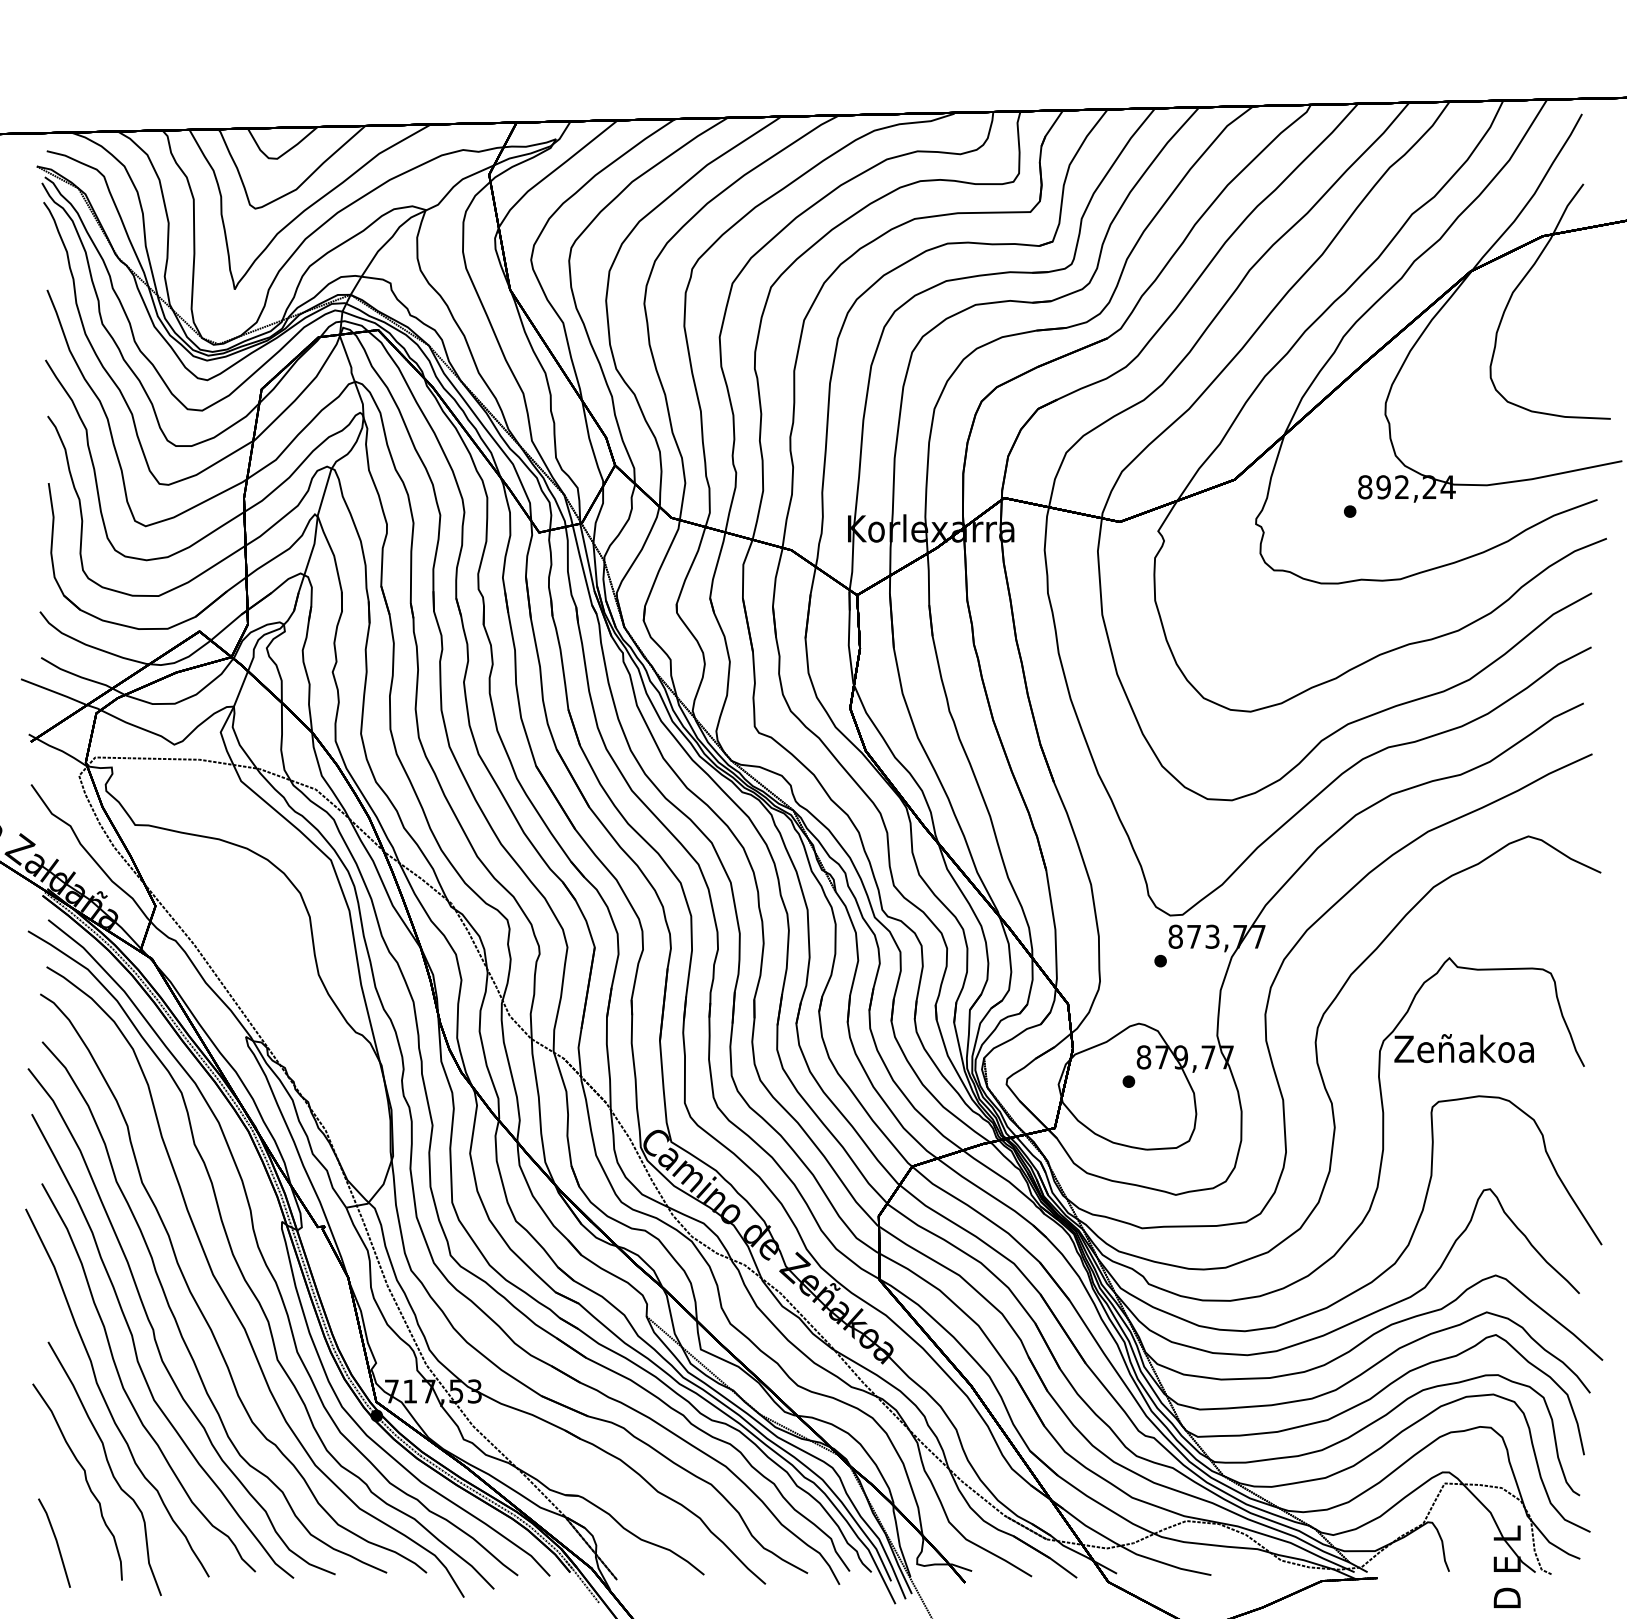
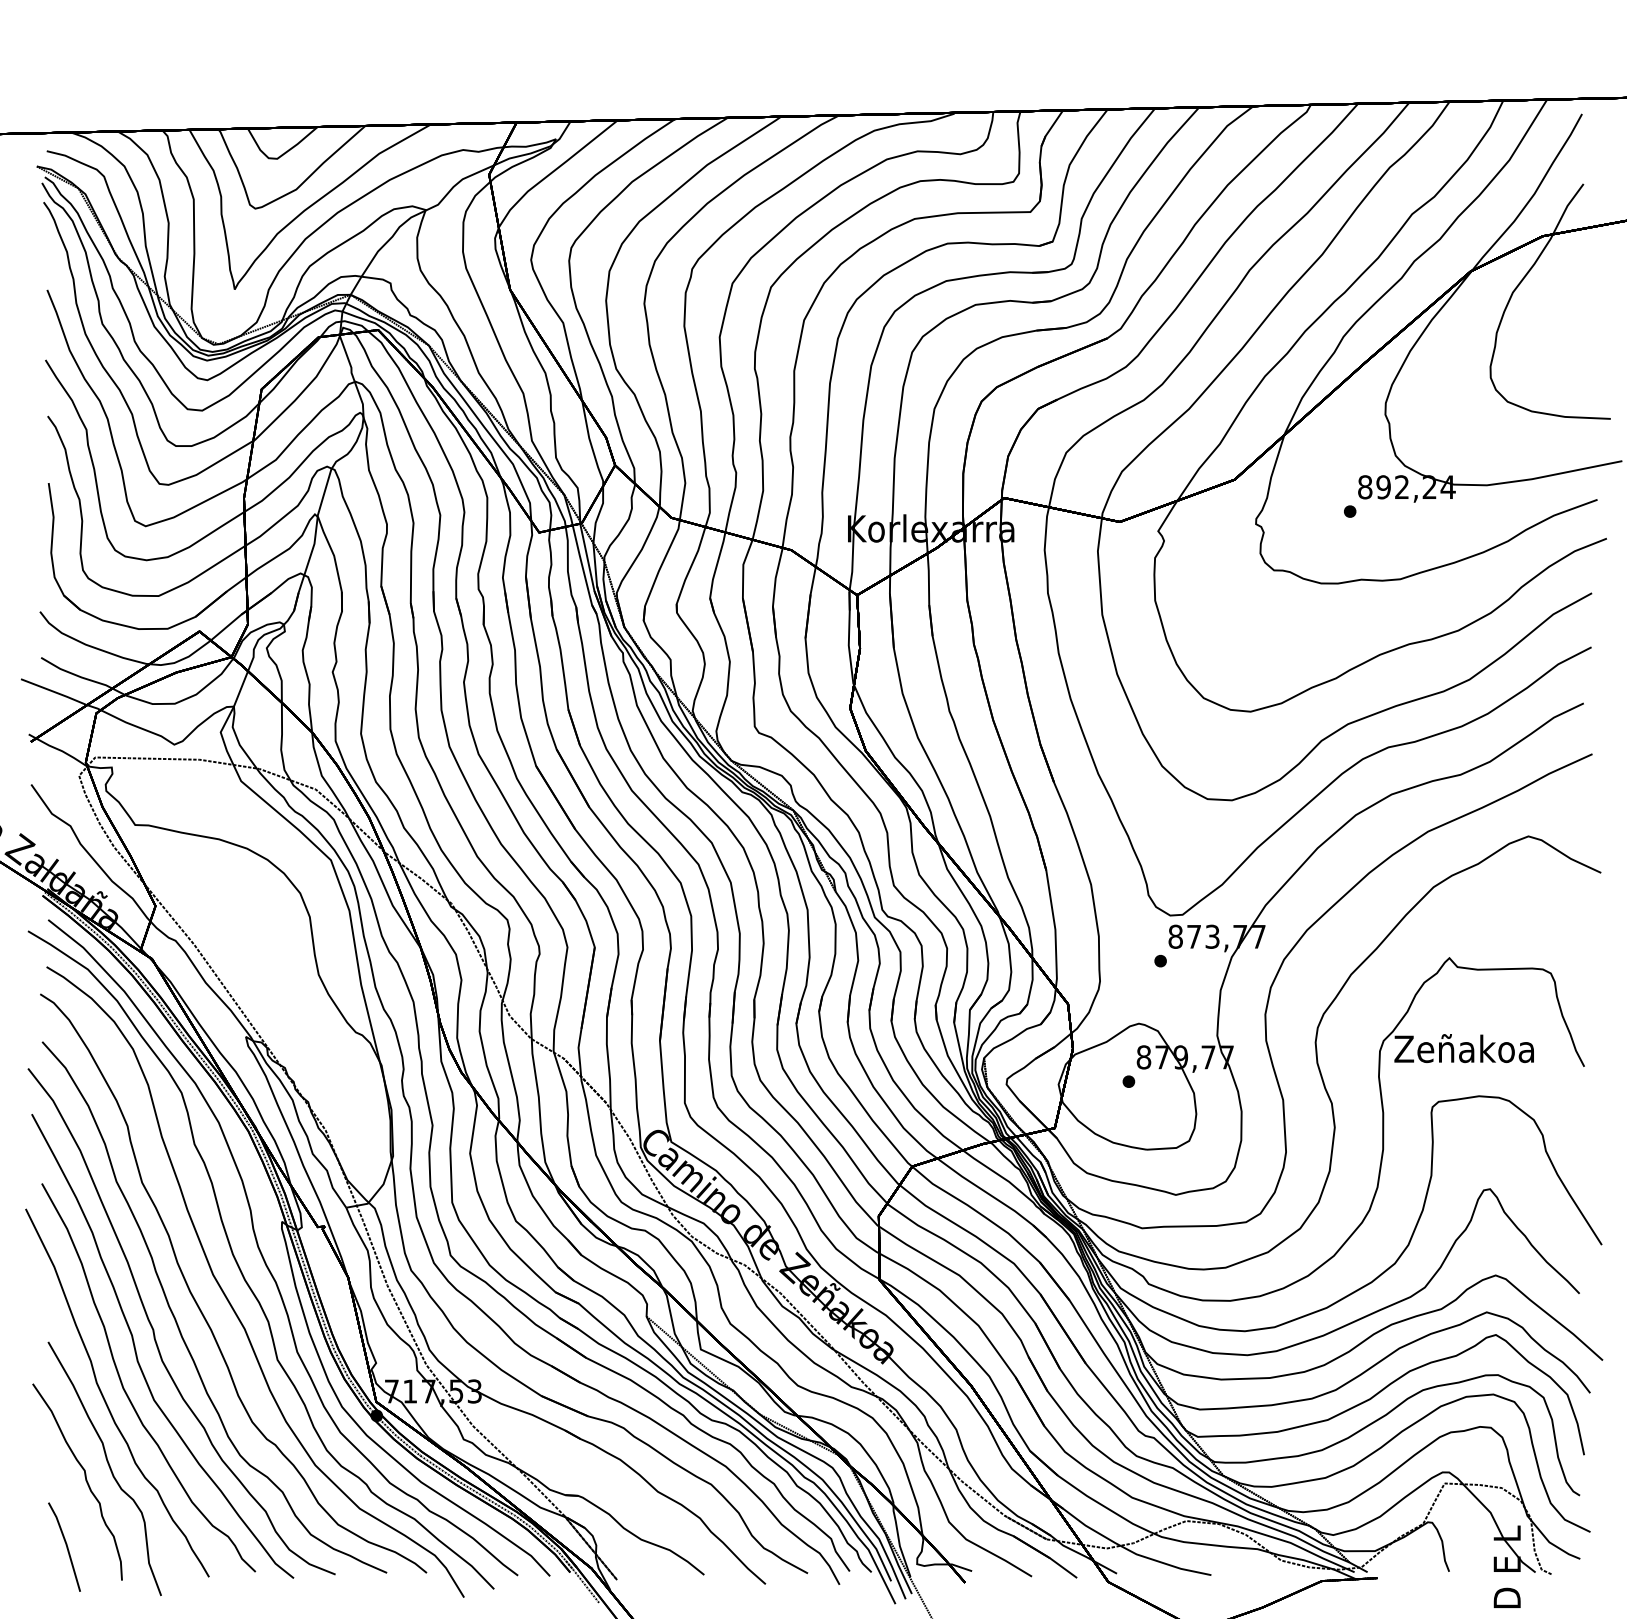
line position: (55, 1541) -> (65, 1545) (65, 1545)
